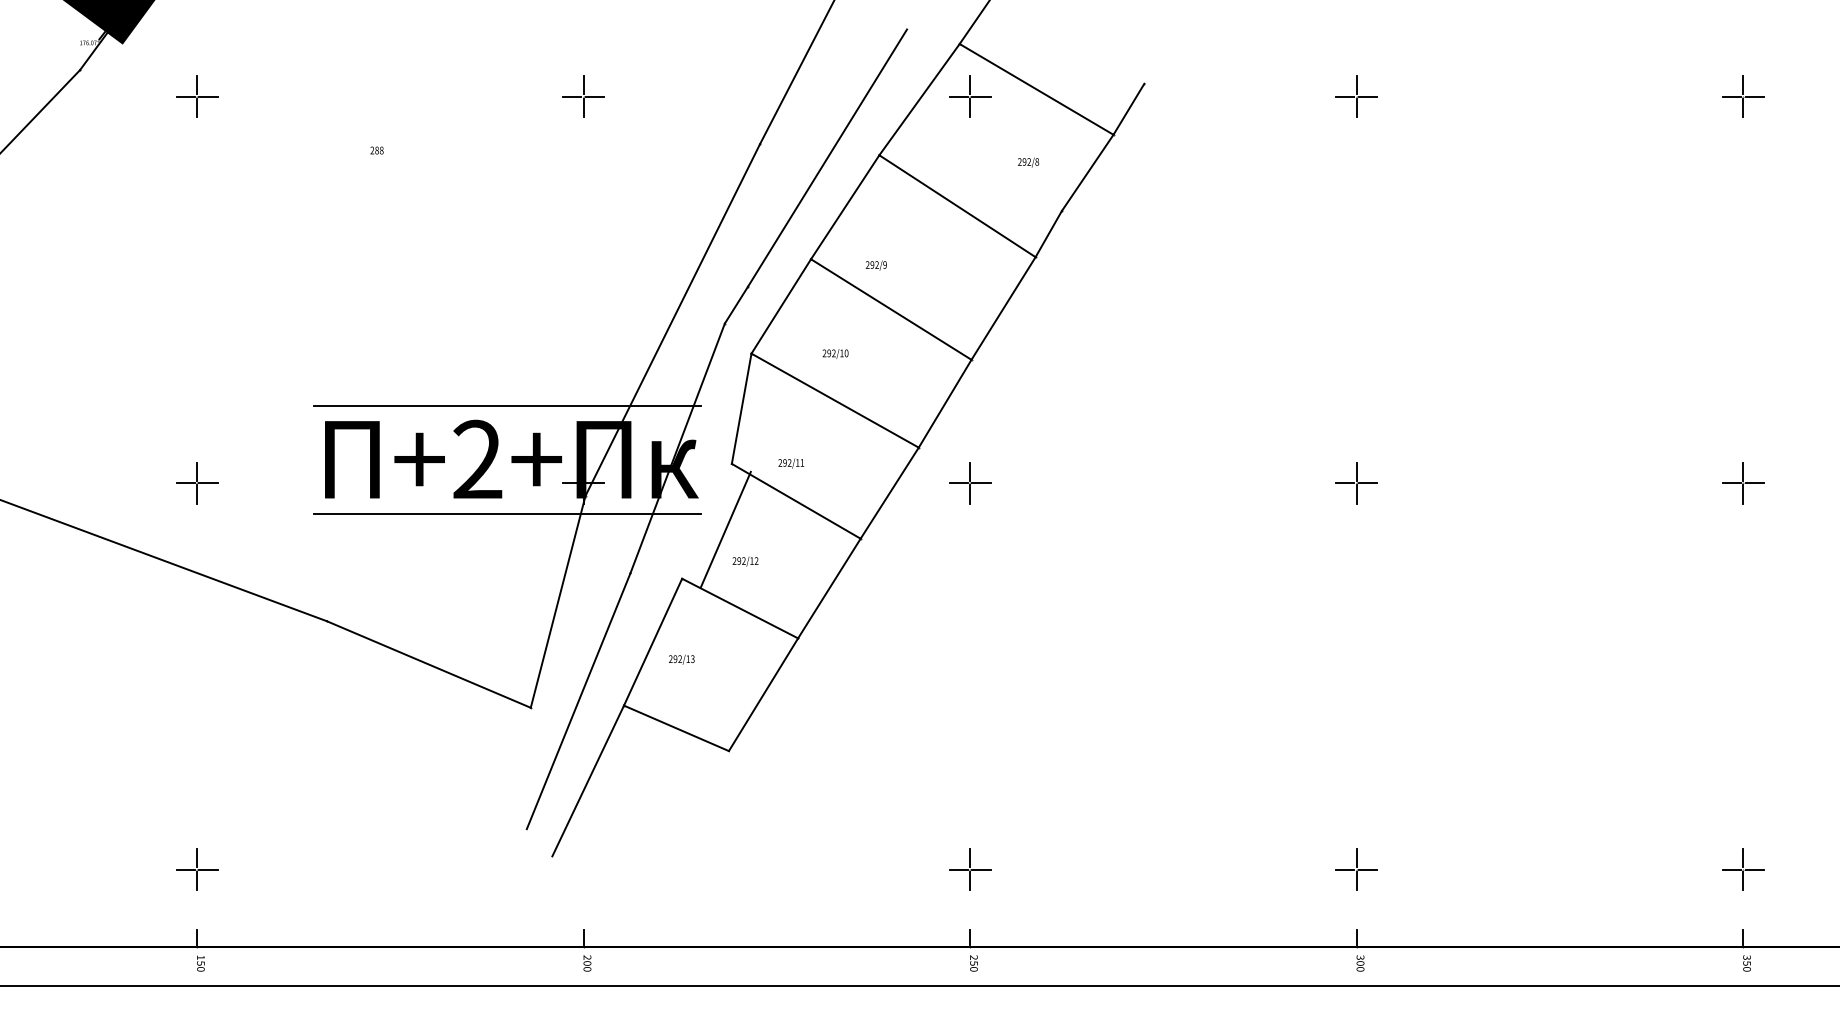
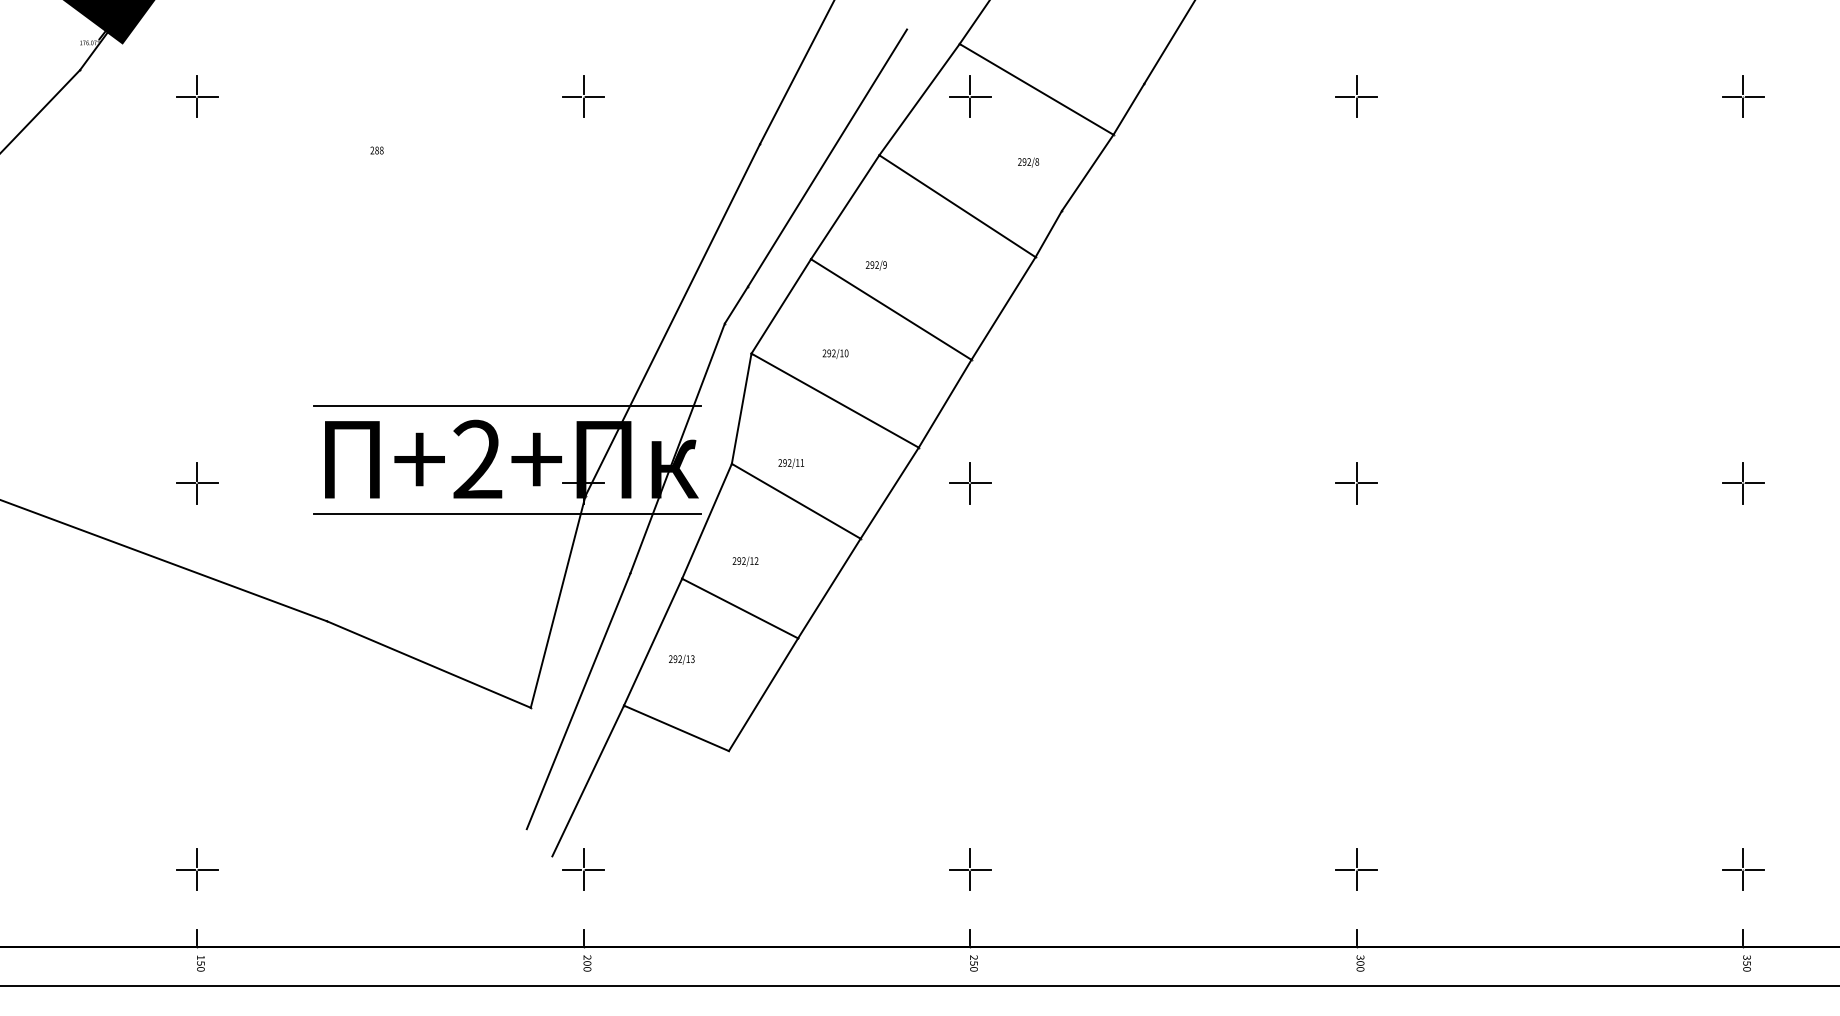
line: none -> present (1168, 42)
line position: (725, 528) -> (706, 520) (706, 520)
part: none -> present (583, 869)
